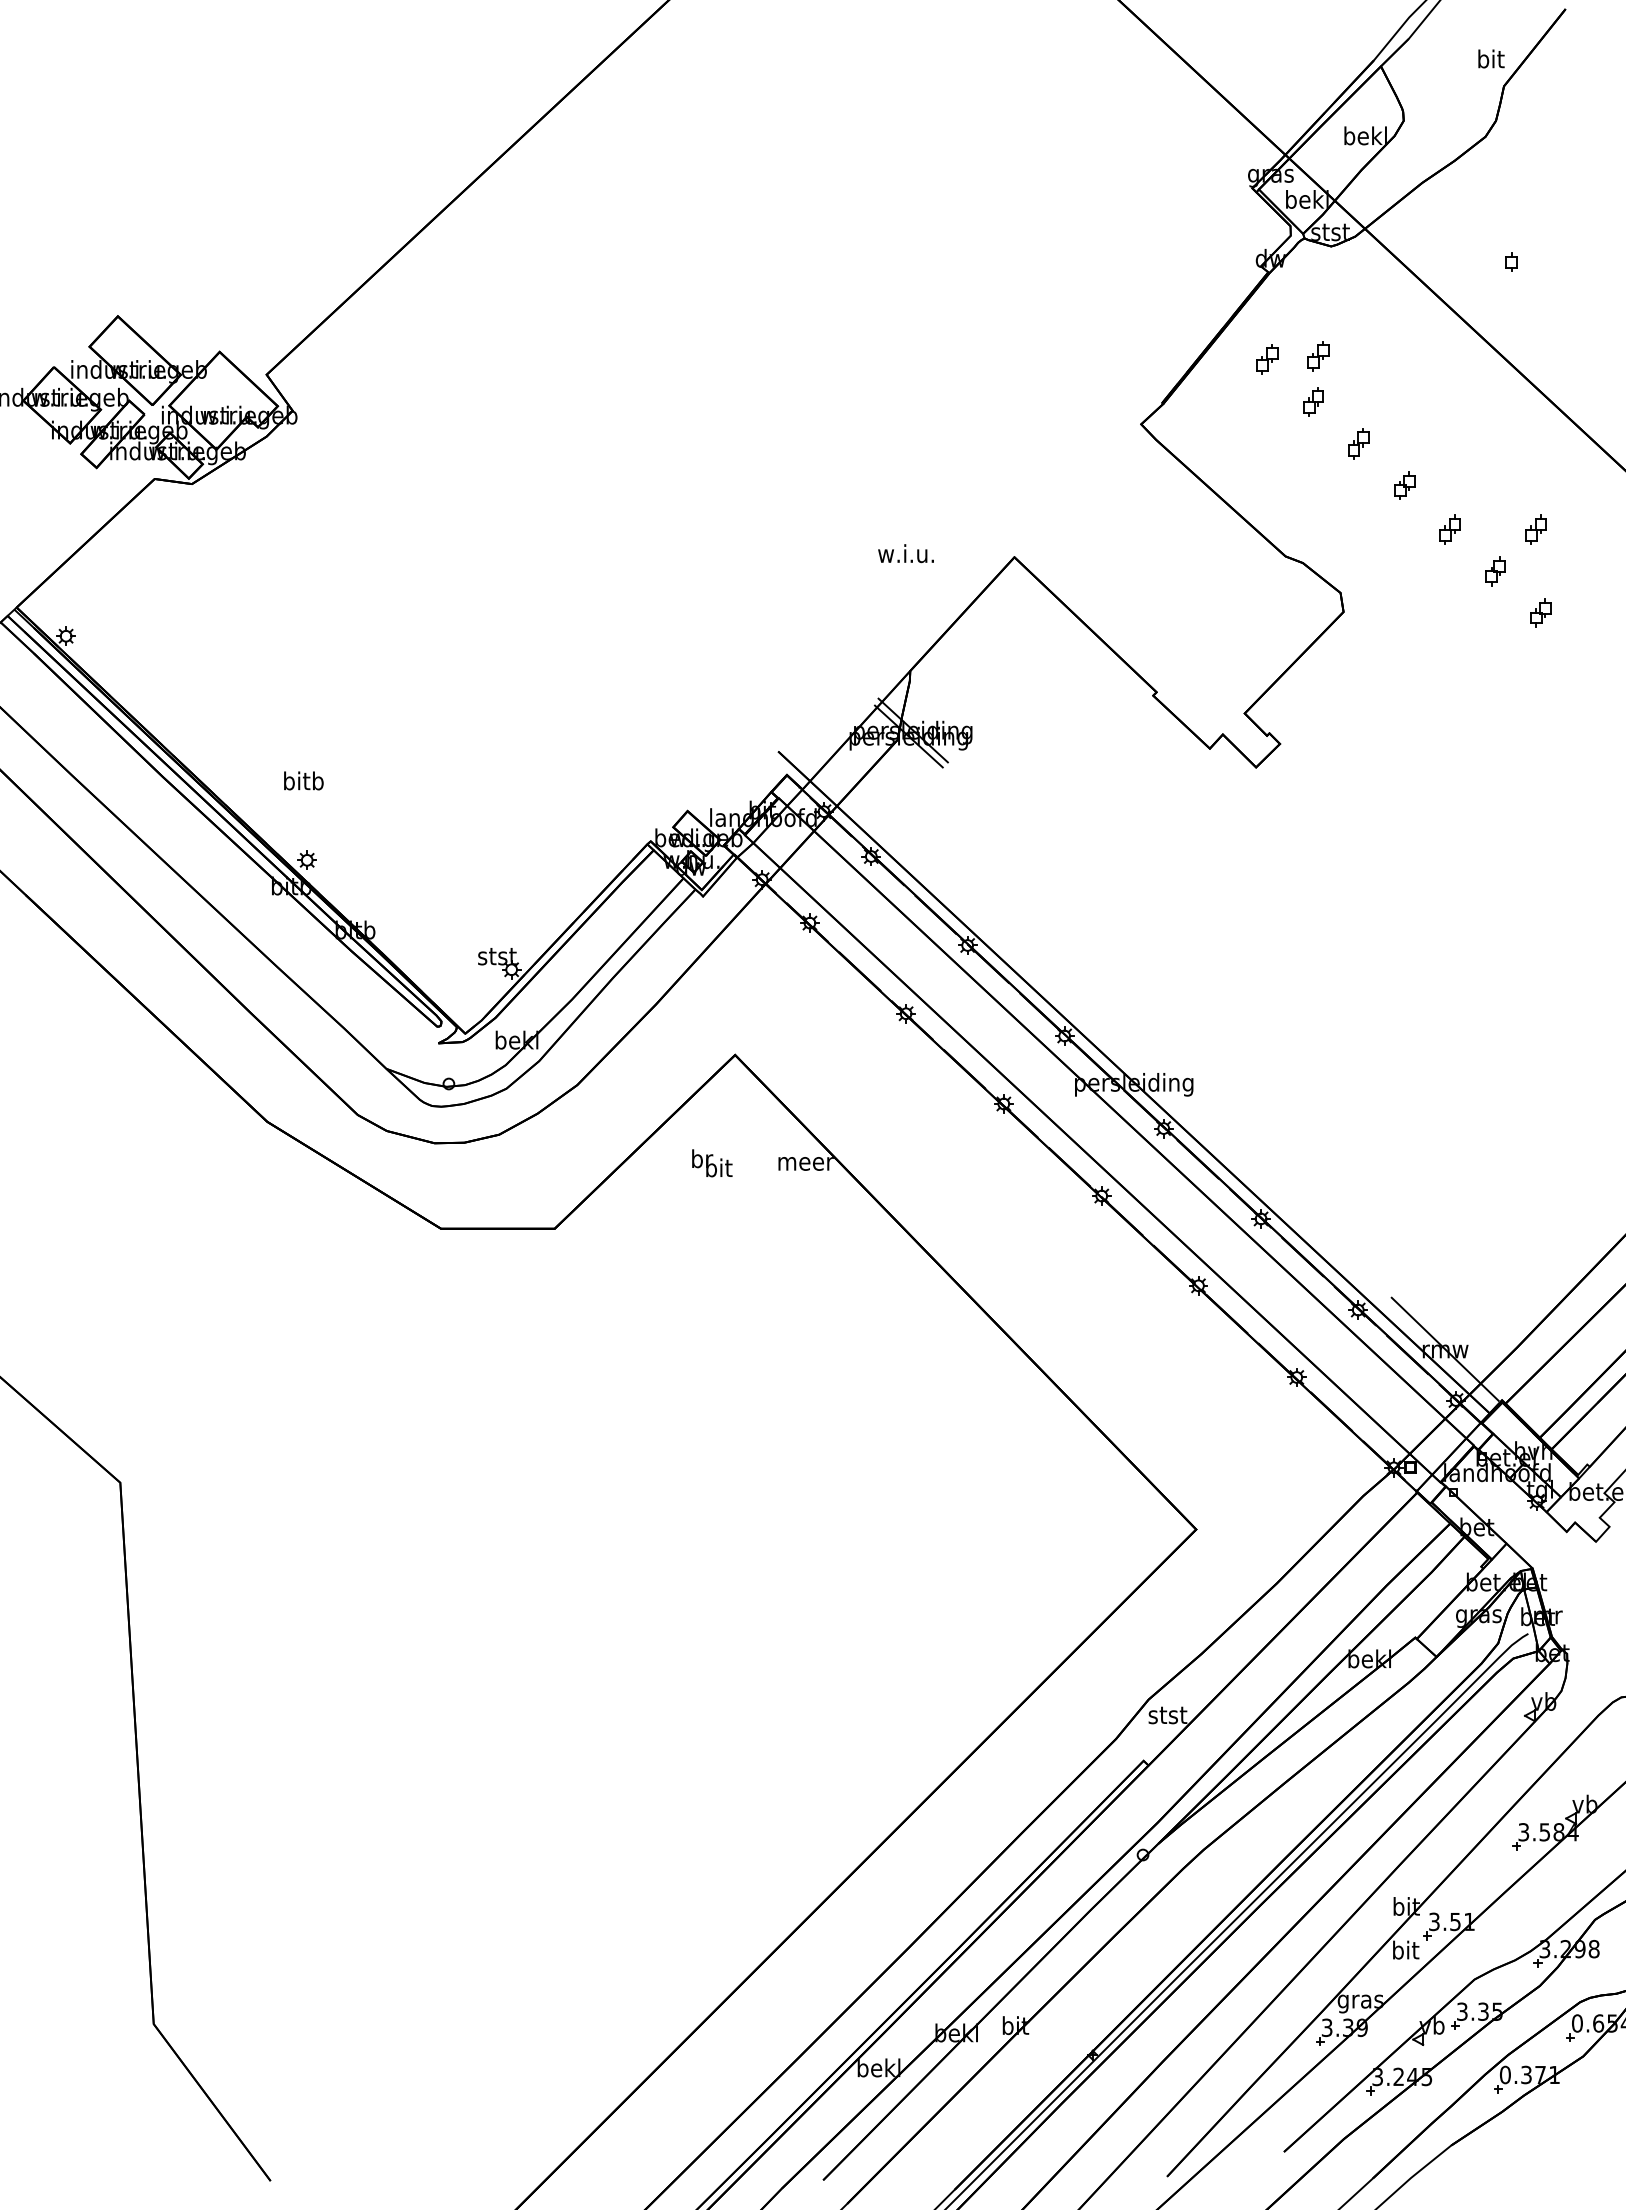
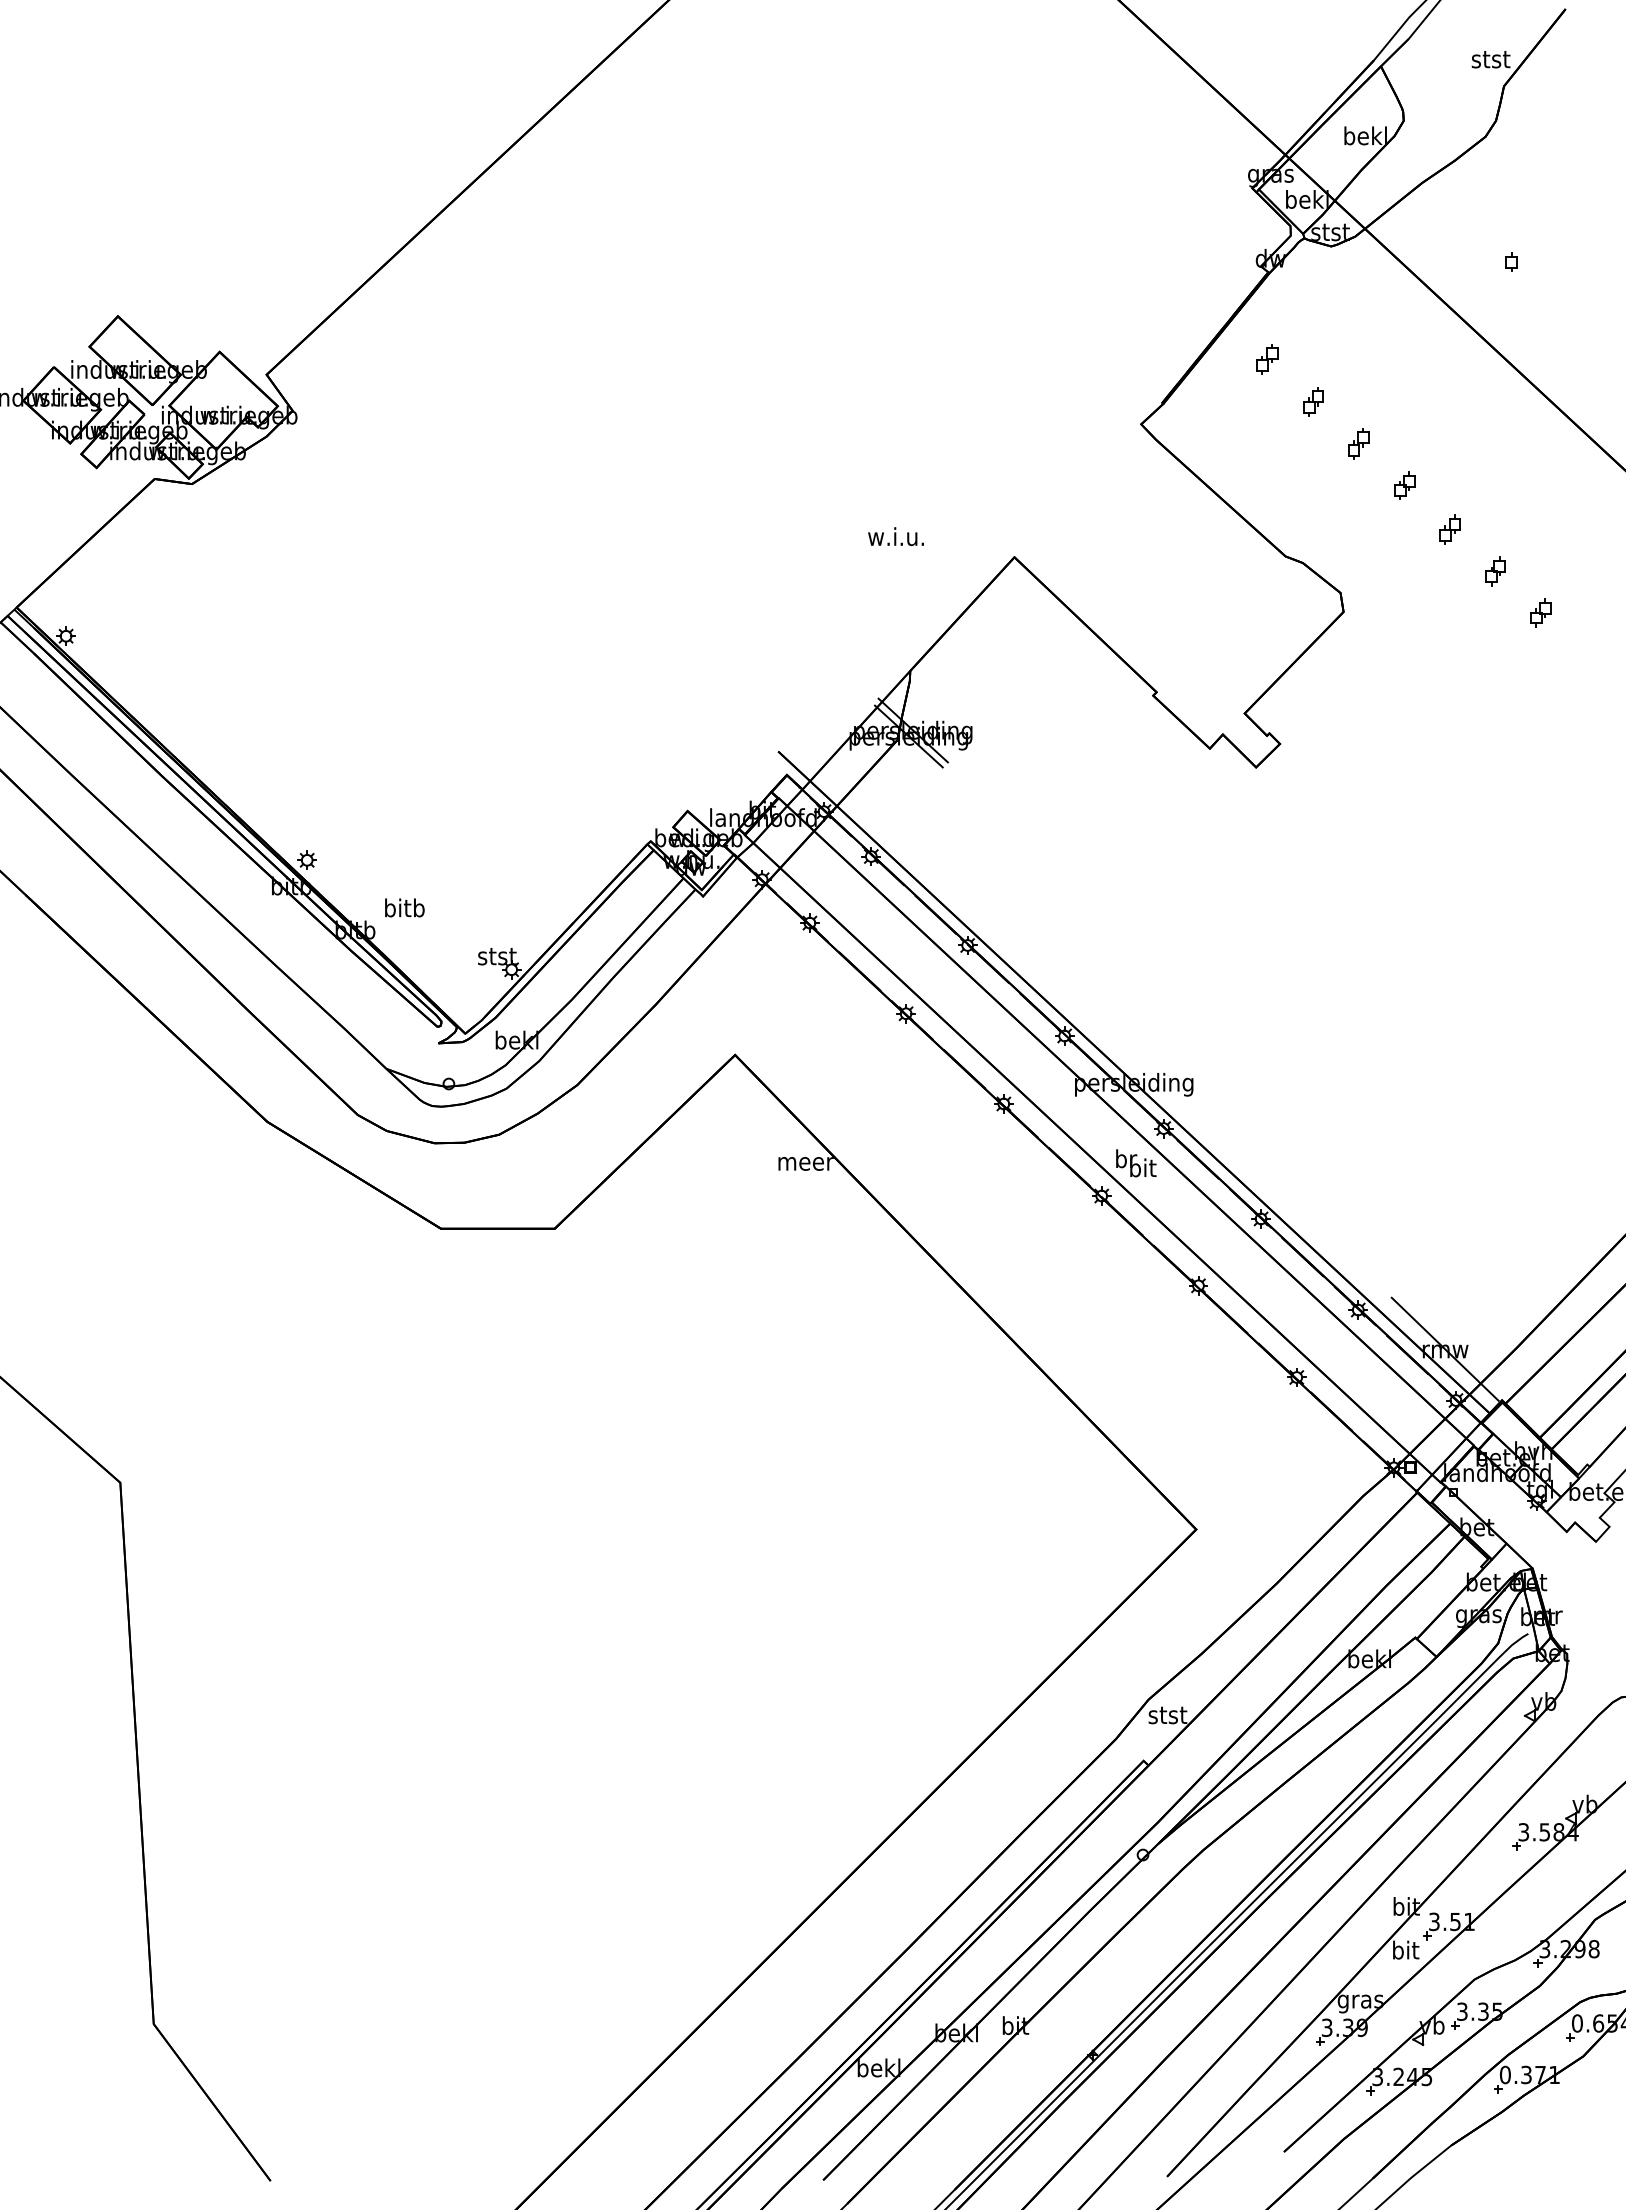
text: bit -> stst (1490, 58)
part: present -> none (1318, 356)
part: present -> none (1535, 529)
text position: (905, 553) -> (895, 536) (895, 536)
text position: (303, 780) -> (404, 907) (404, 907)
text position: (712, 1163) -> (1136, 1163) (1136, 1163)
